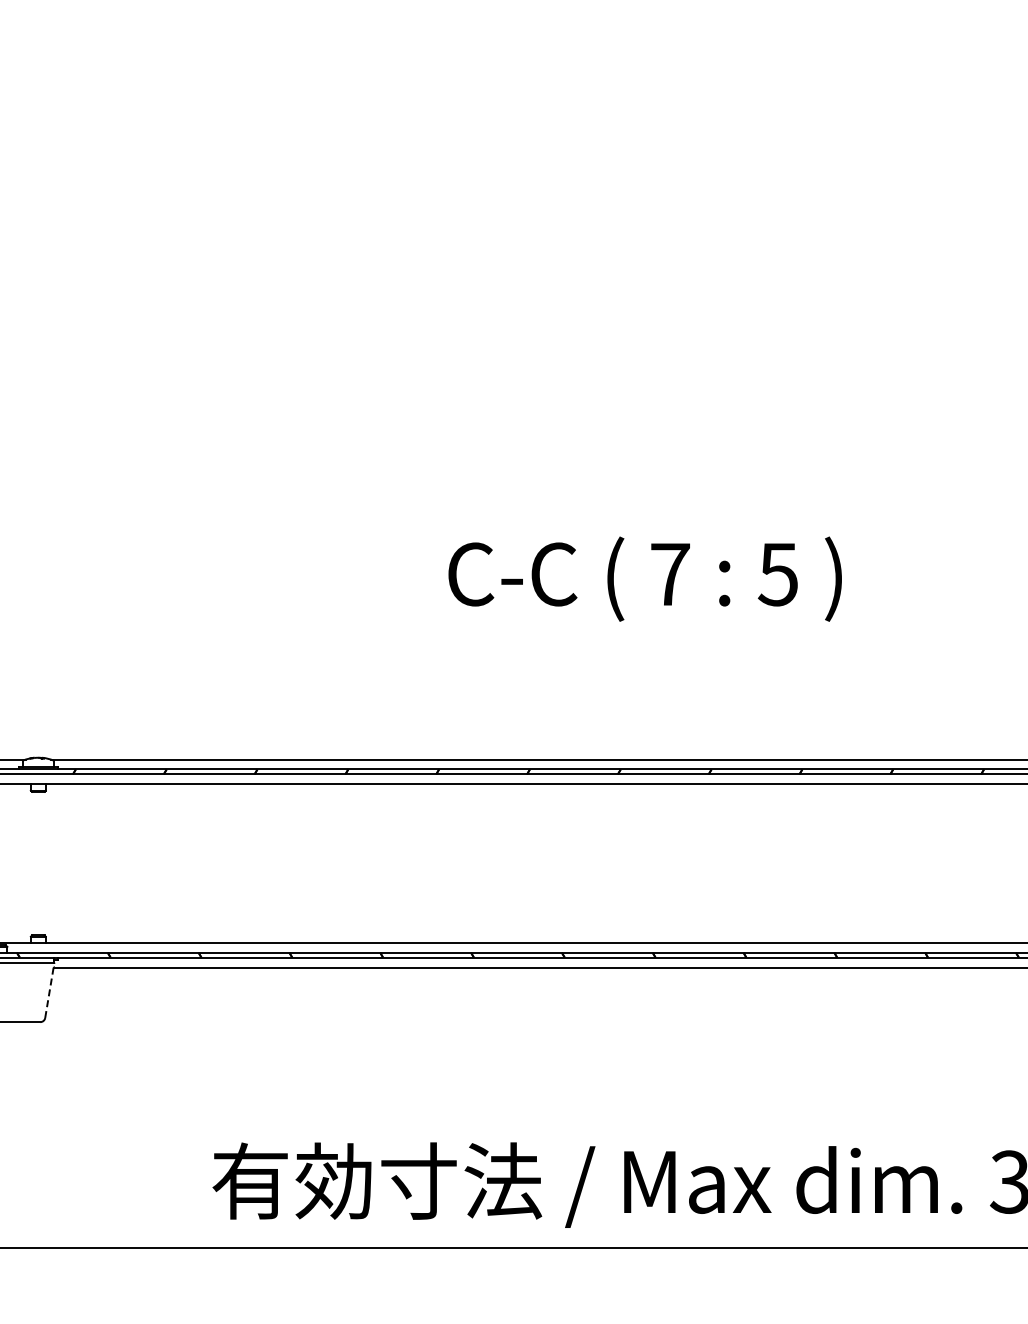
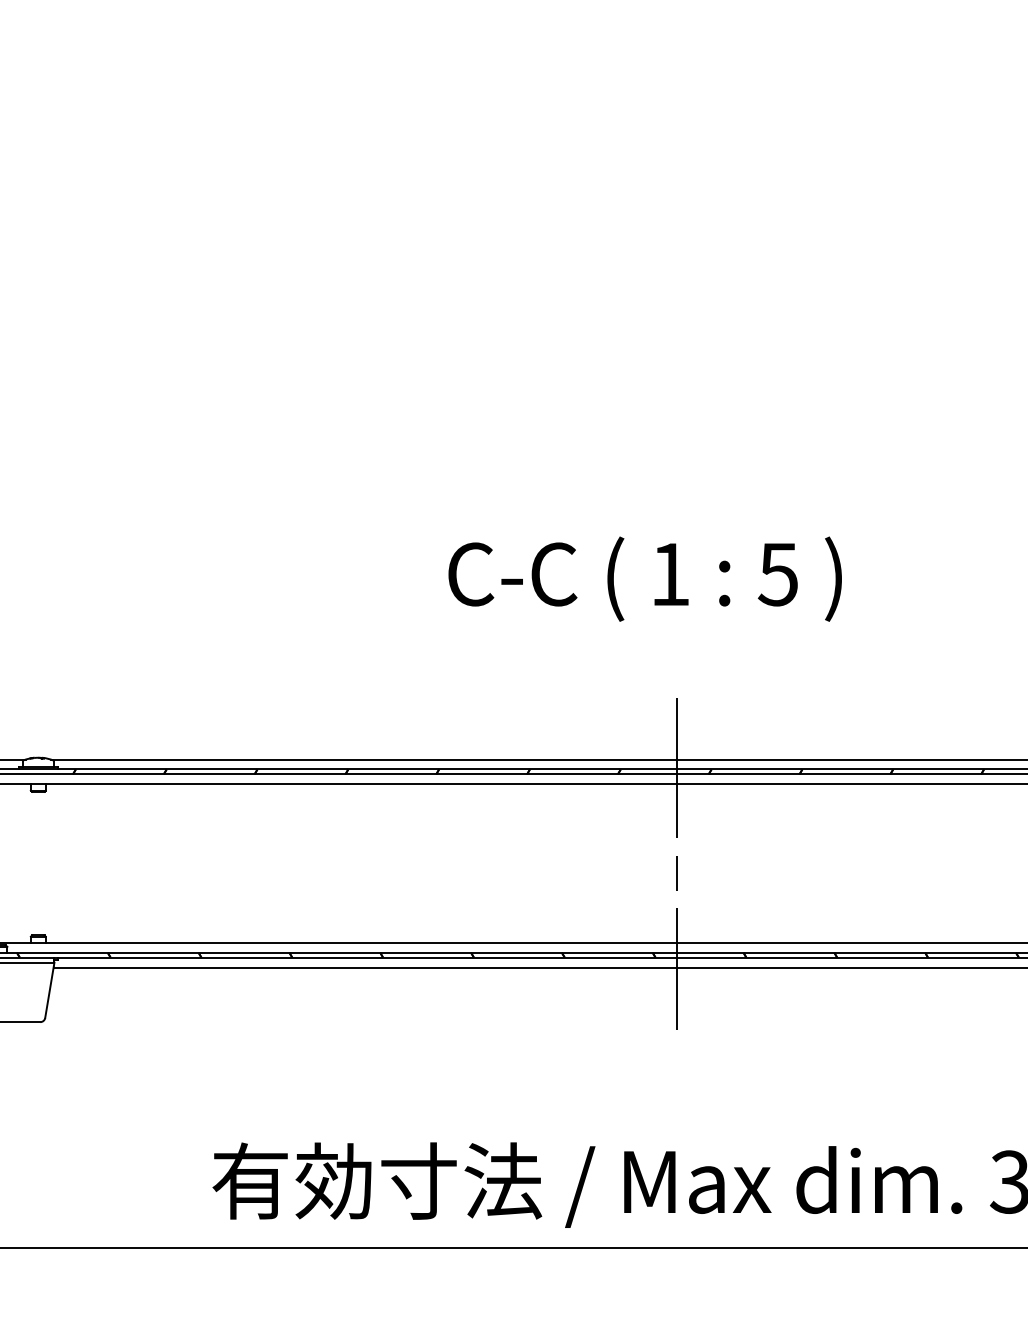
text: 7 -> 1 (670, 574)
line: none -> present (677, 863)
line: dashed -> solid (49, 989)
